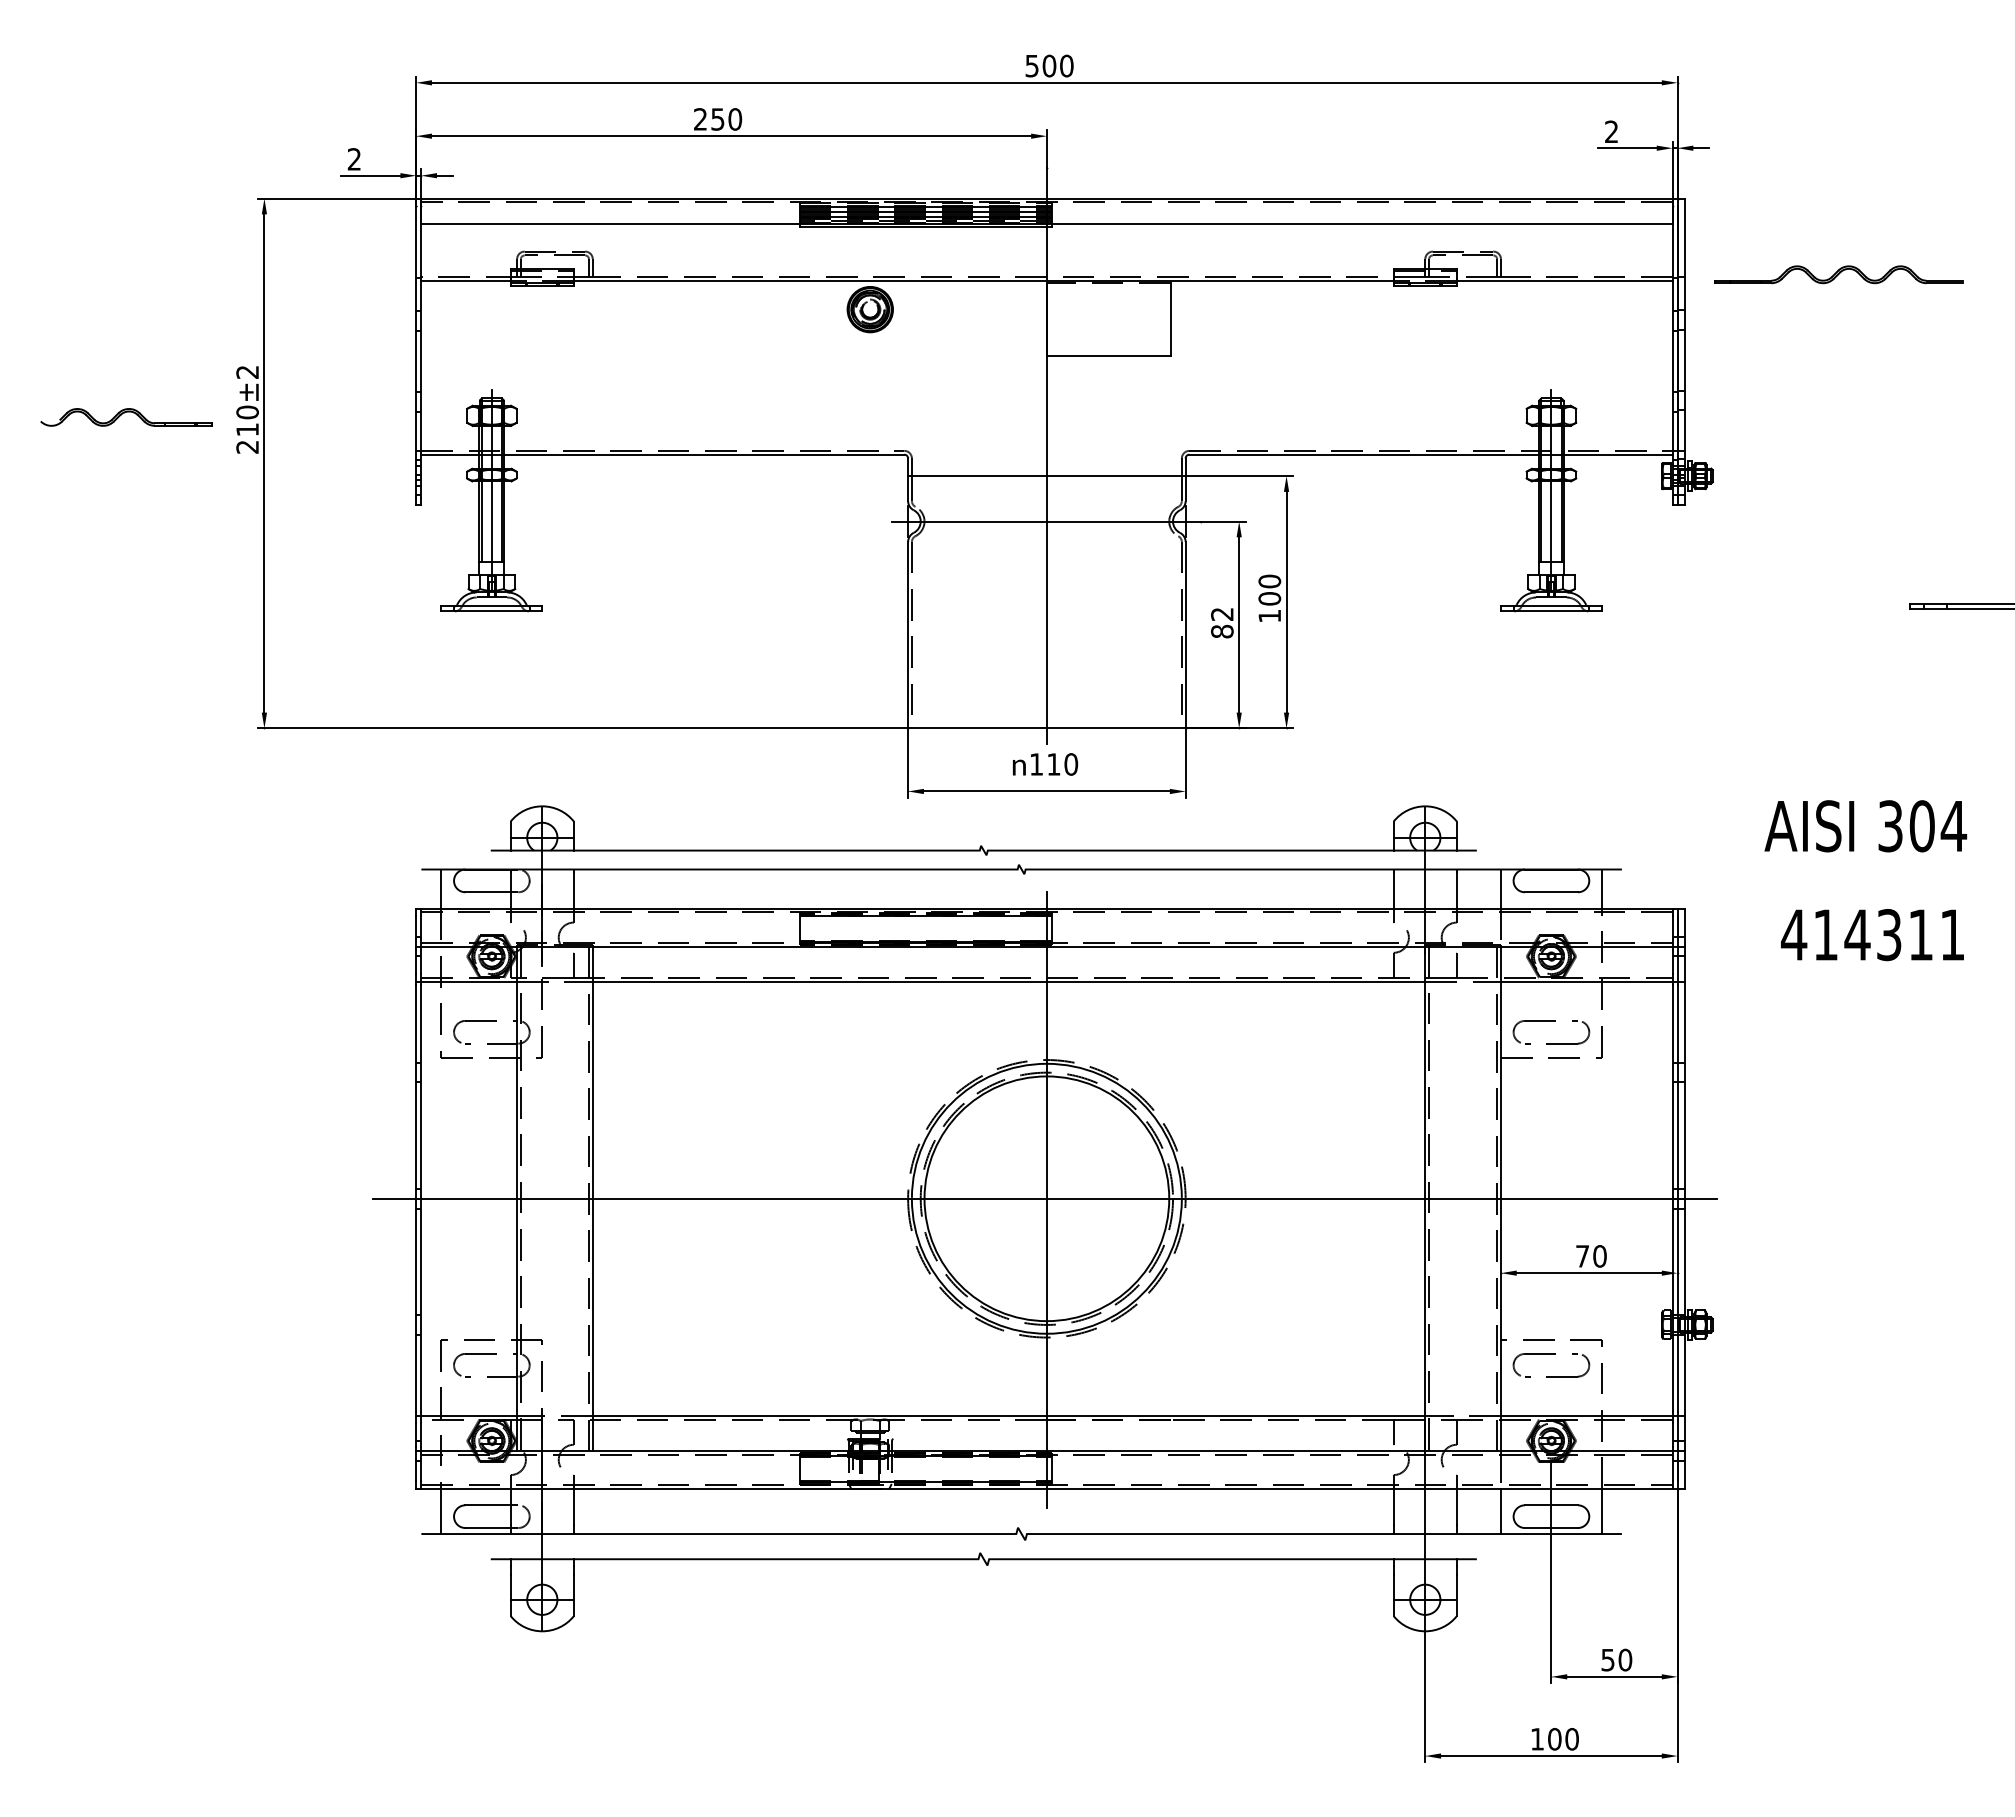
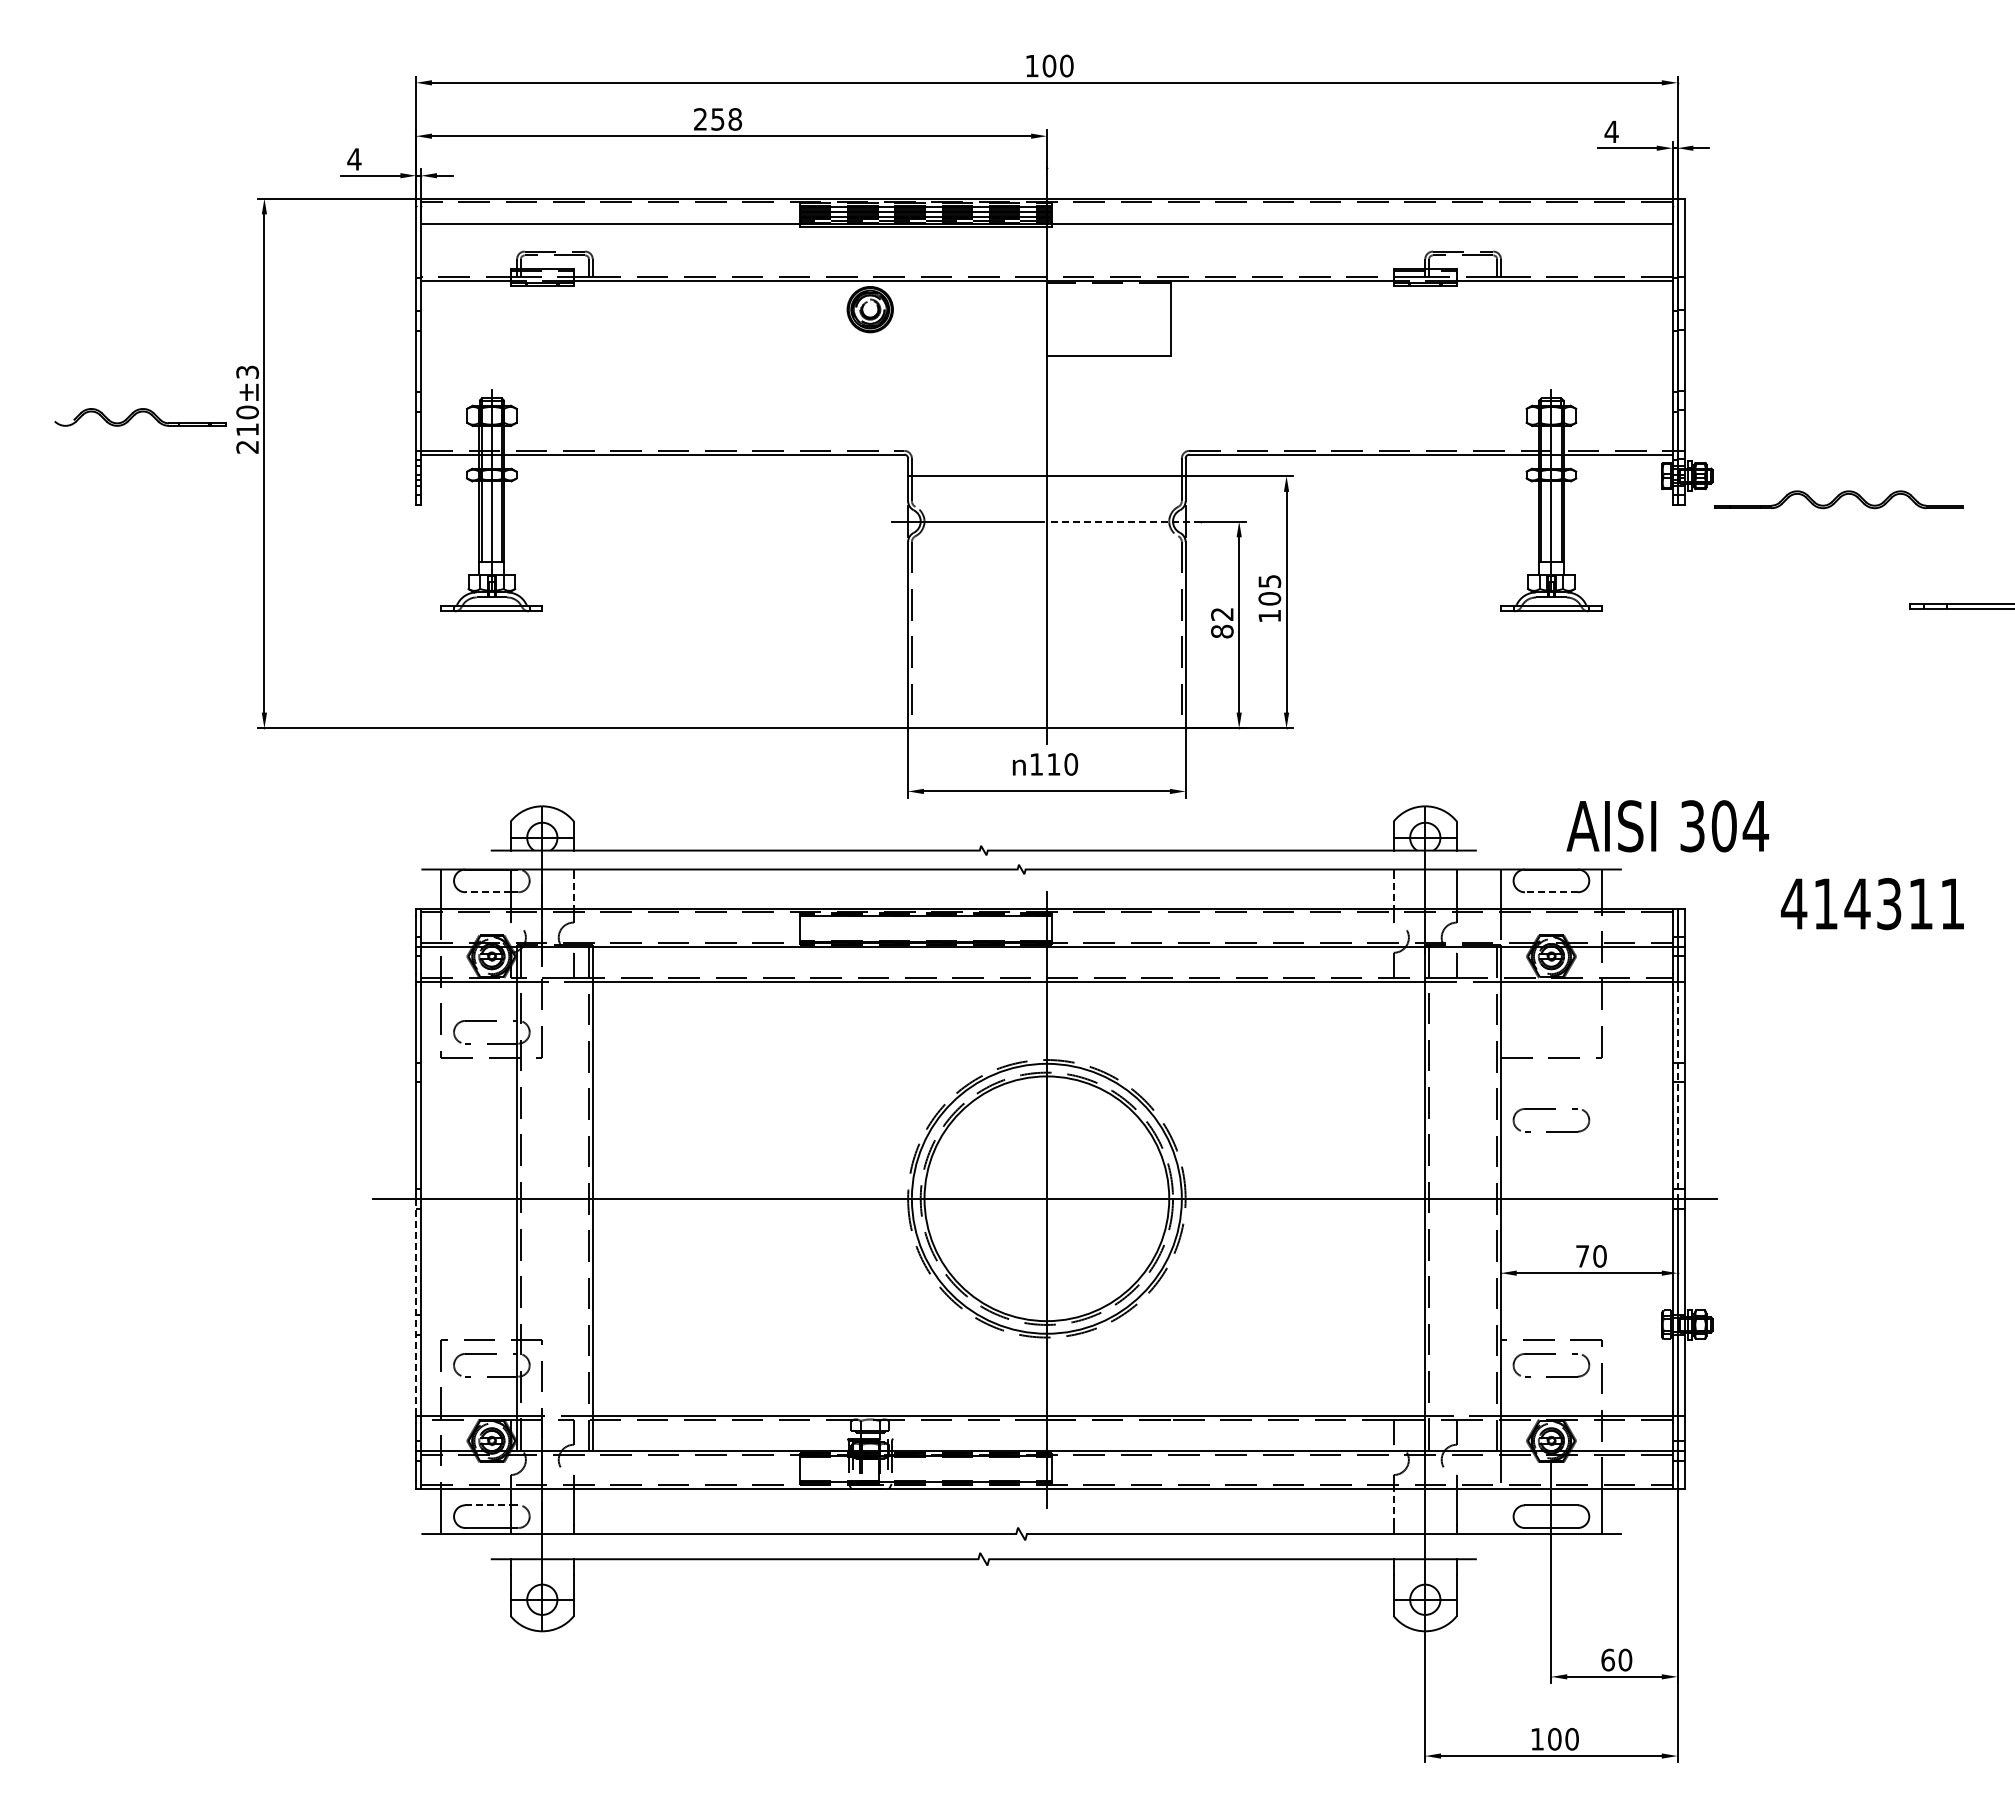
text: 500 -> 100 (1031, 66)
text: 250 -> 258 (735, 119)
text: 2 -> 4 (1611, 131)
text: 2 -> 4 (354, 159)
part position: (1838, 274) -> (1838, 499) (1838, 499)
text: ±2 -> ±3 (247, 371)
part position: (126, 417) -> (140, 417) (140, 417)
line: solid -> dashed (1123, 521)
text: 100 -> 105 (1269, 581)
text position: (1865, 826) -> (1667, 826) (1667, 826)
line: solid -> dashed (573, 890)
line: solid -> dashed (1393, 890)
line: solid -> dashed (488, 892)
line: solid -> dashed (1550, 892)
text position: (1872, 935) -> (1872, 904) (1872, 904)
part position: (1551, 1021) -> (1551, 1109) (1551, 1109)
line: solid -> dashed (1677, 1092)
line: solid -> dashed (416, 1305)
line: solid -> dashed (488, 1505)
line: solid -> dashed (1393, 1506)
line: present -> none (1500, 1511)
text: 50 -> 60 (1607, 1659)
